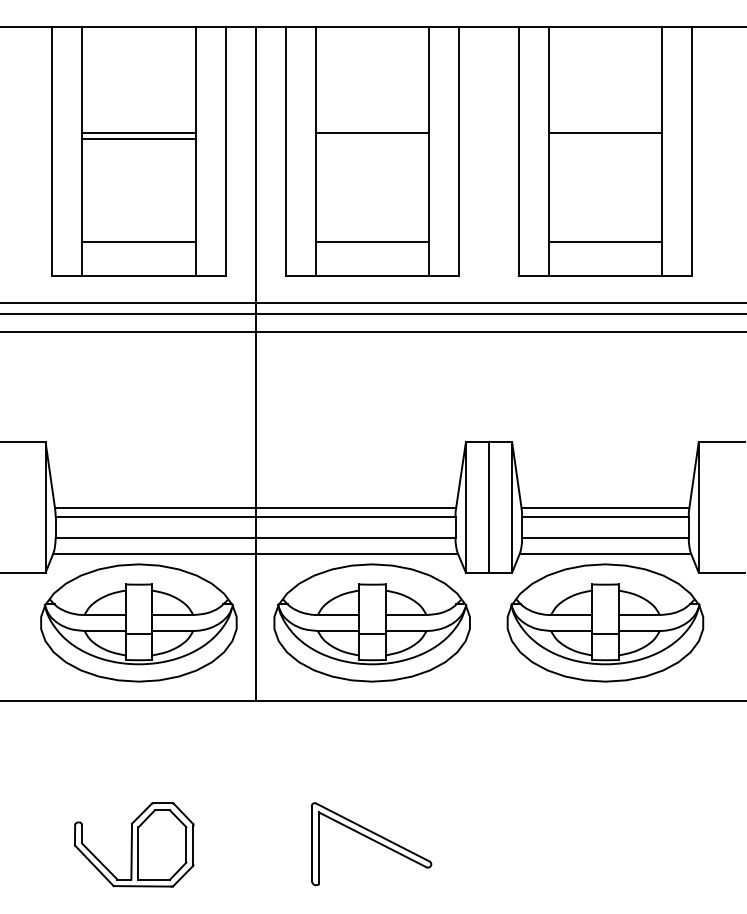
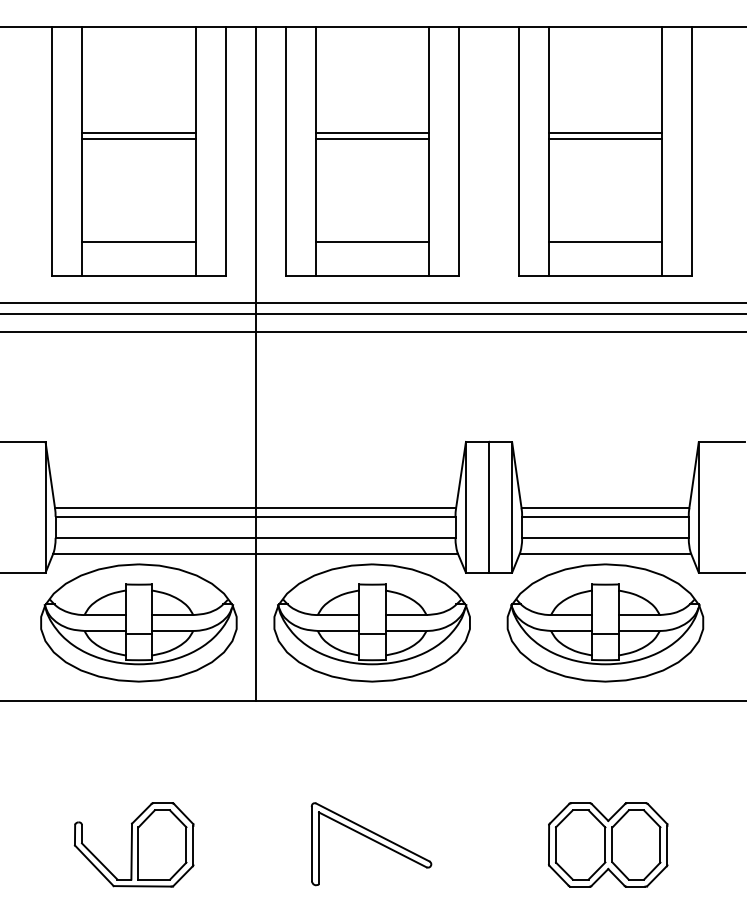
line: none -> present (371, 139)
line: none -> present (605, 139)
part: none -> present (608, 844)
